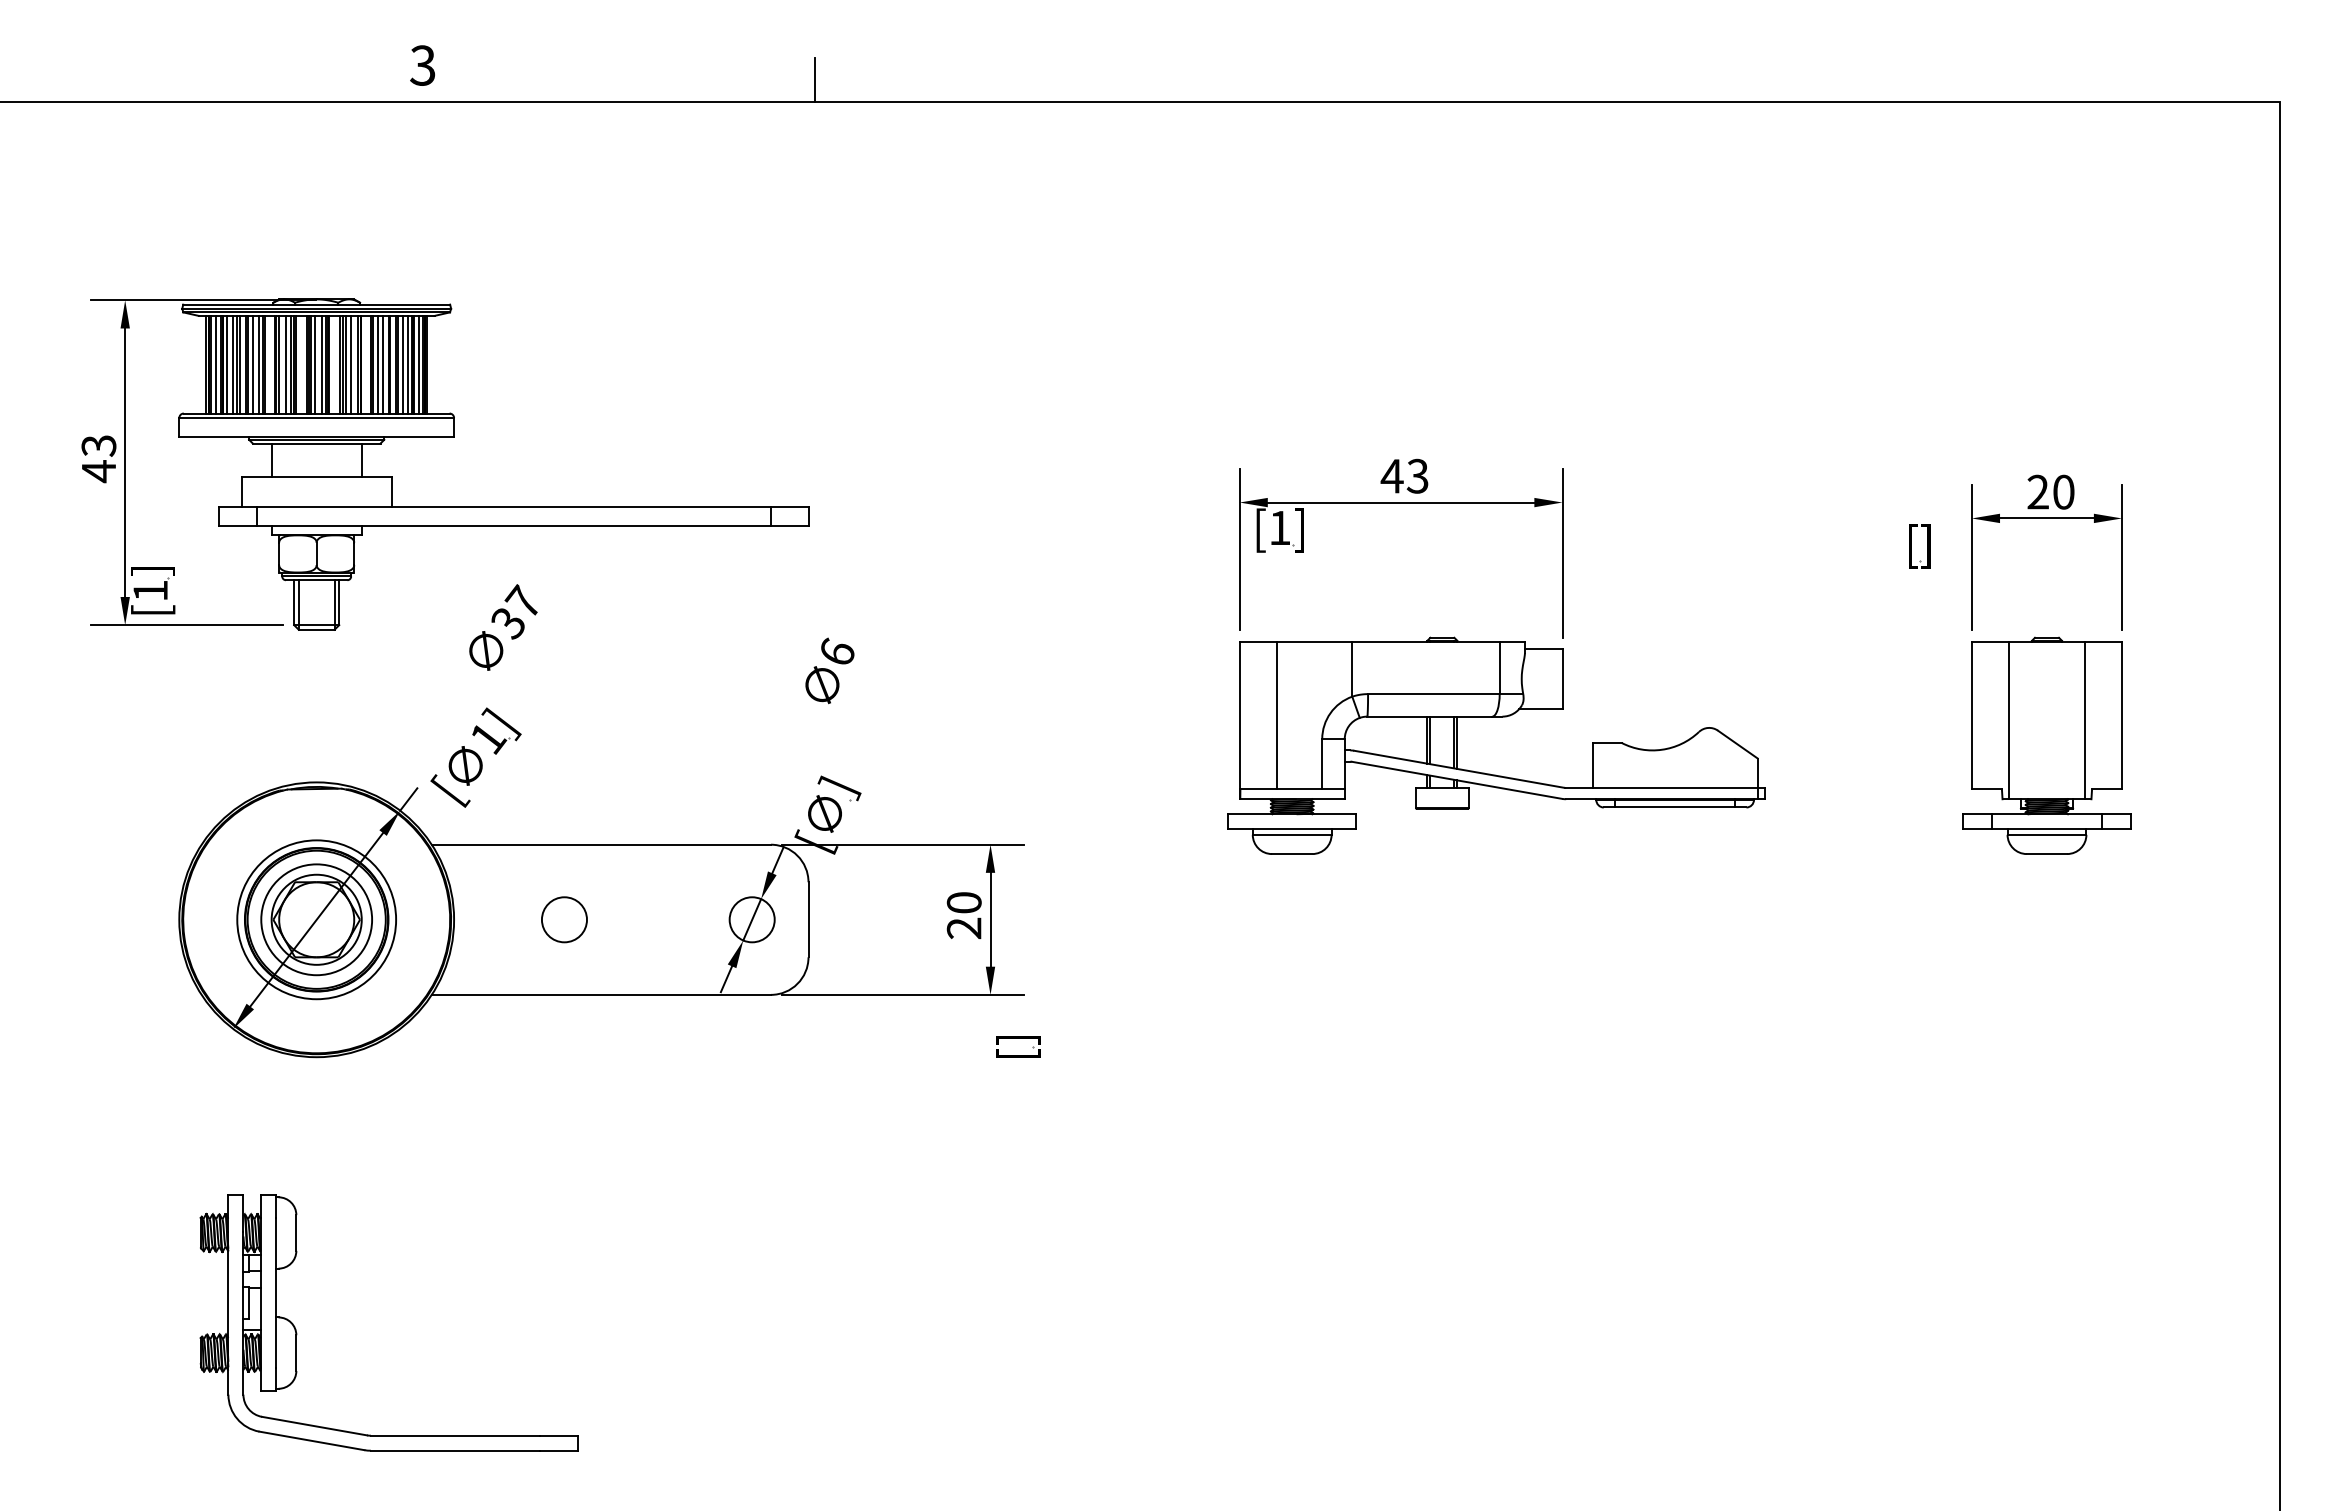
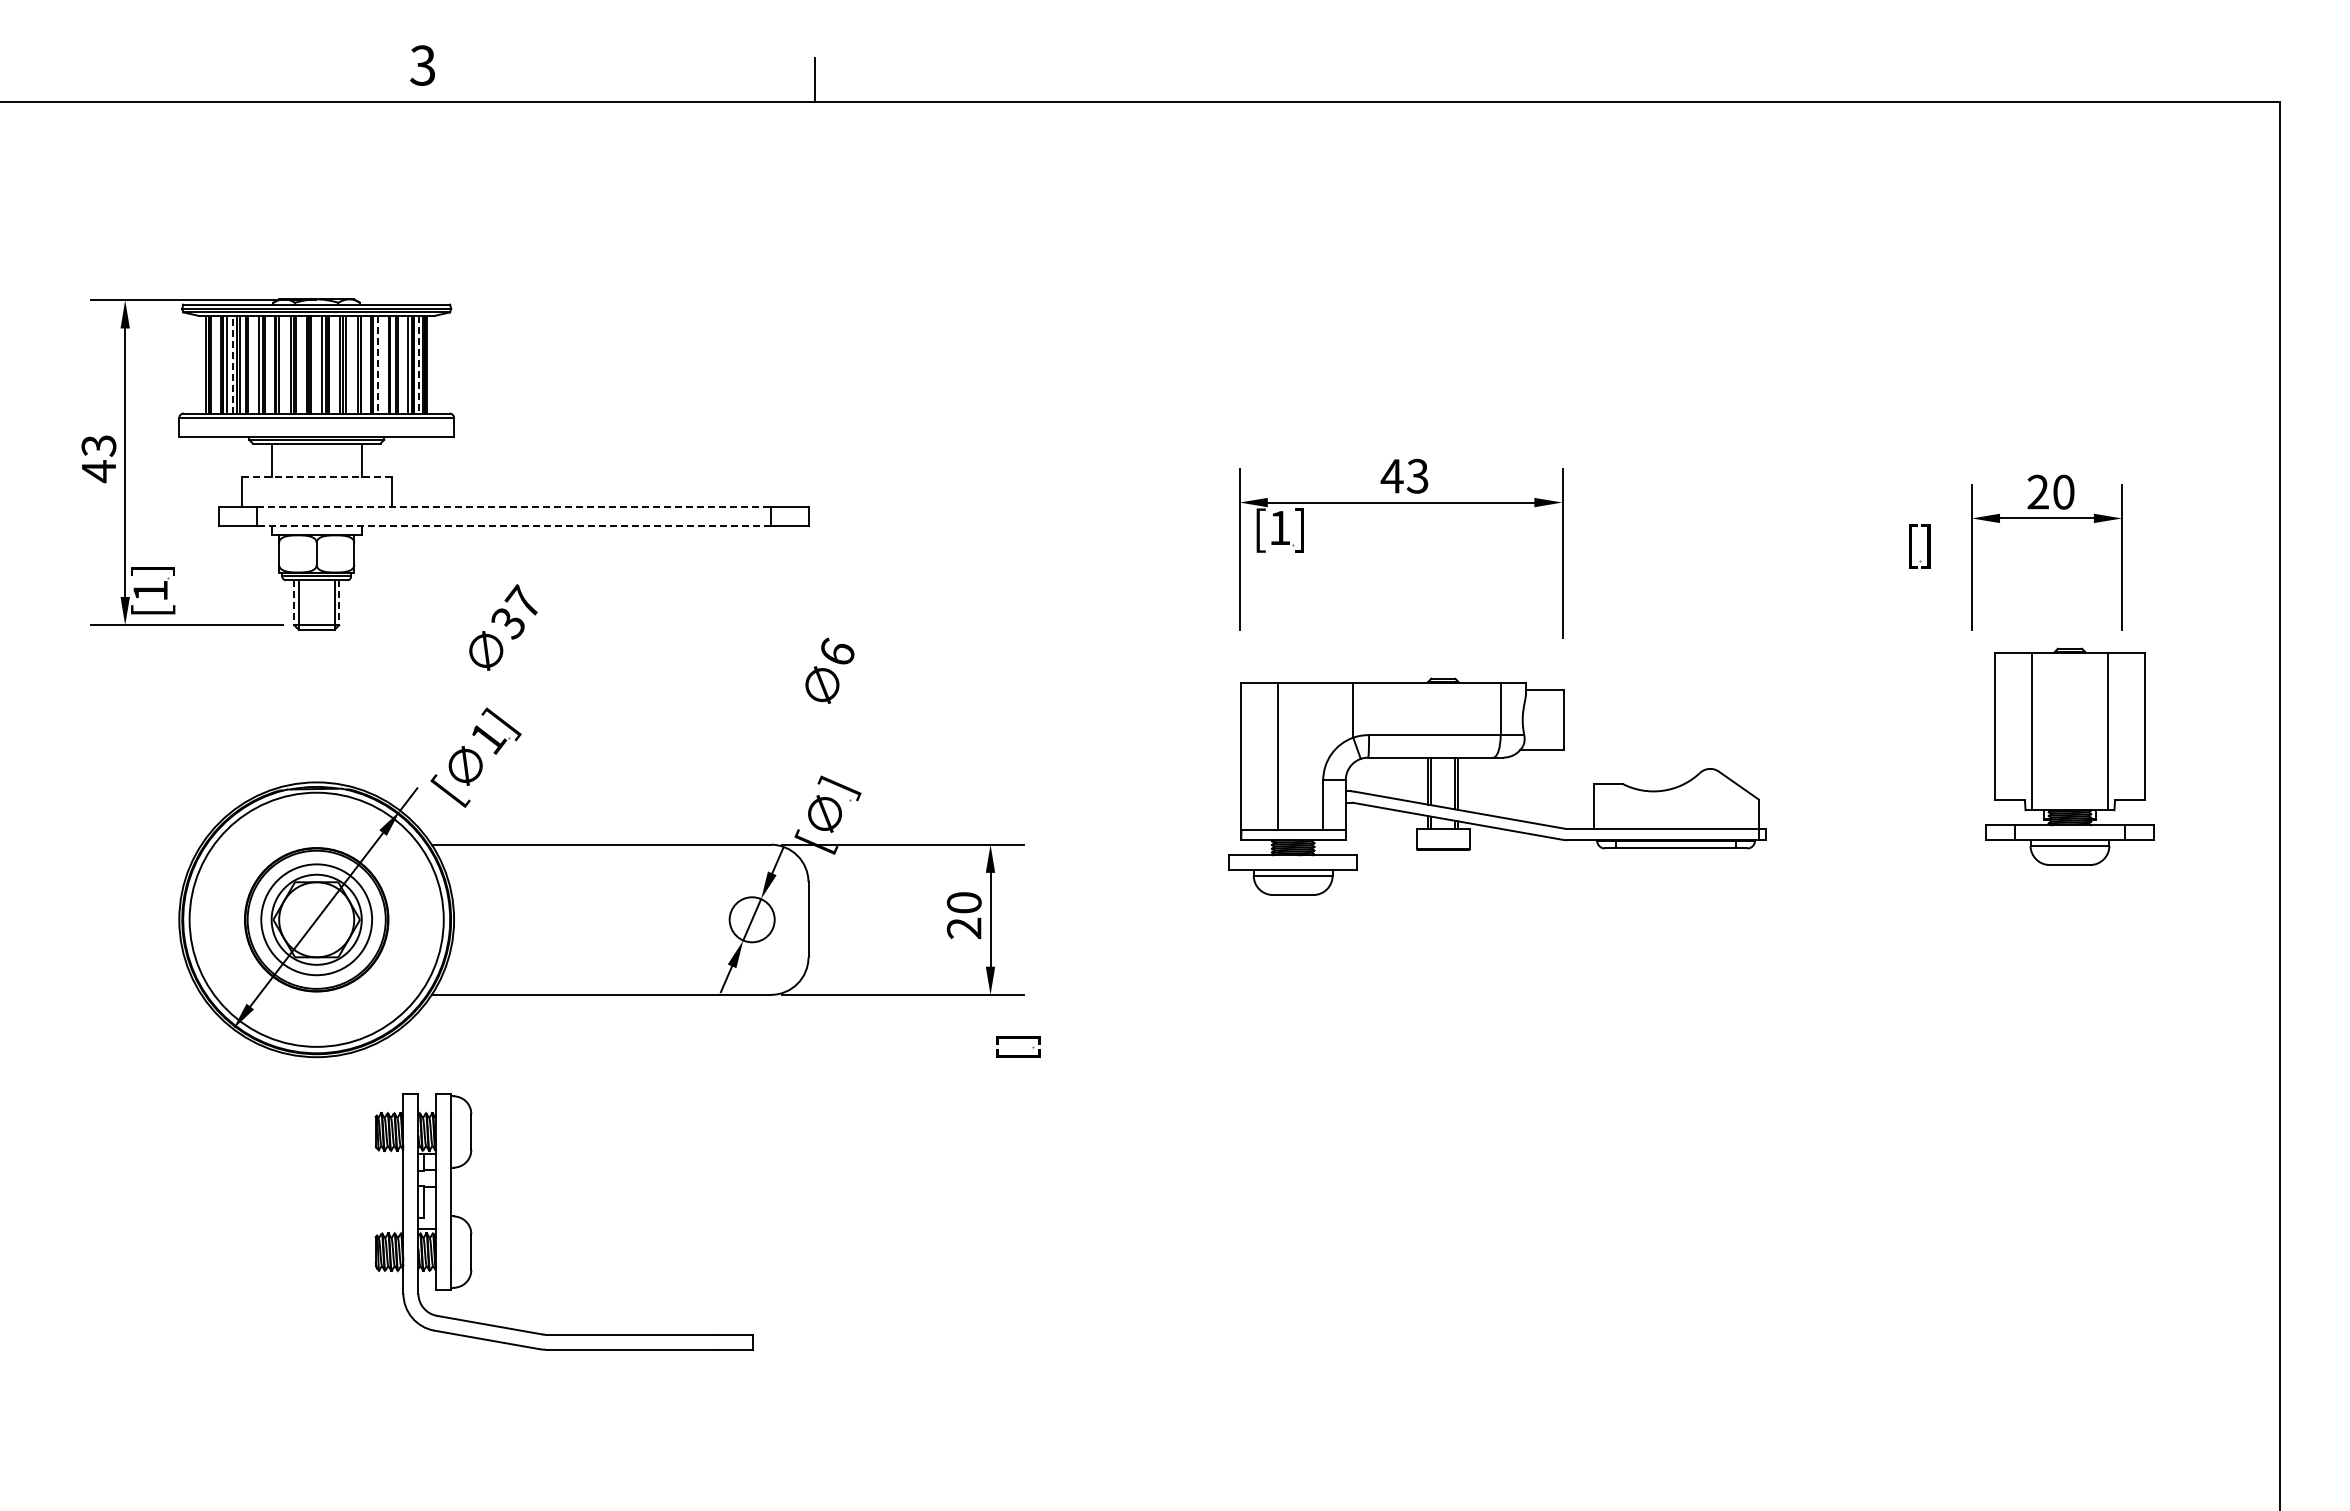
line: present -> none (215, 364)
line: solid -> dashed (232, 364)
line: present -> none (253, 364)
line: present -> none (285, 364)
line: present -> none (314, 364)
line: present -> none (350, 364)
line: solid -> dashed (377, 364)
line: present -> none (383, 364)
line: present -> none (402, 364)
line: solid -> dashed (418, 364)
line: solid -> dashed (316, 477)
line: solid -> dashed (514, 507)
line: solid -> dashed (513, 526)
line: solid -> dashed (294, 603)
line: solid -> dashed (339, 603)
part position: (1496, 717) -> (1497, 758) (1497, 758)
part position: (2046, 745) -> (2069, 756) (2069, 756)
circle diameter: 159 px -> 254 px (316, 919)
circle: present -> none (564, 919)
part position: (297, 1333) -> (472, 1232) (472, 1232)
